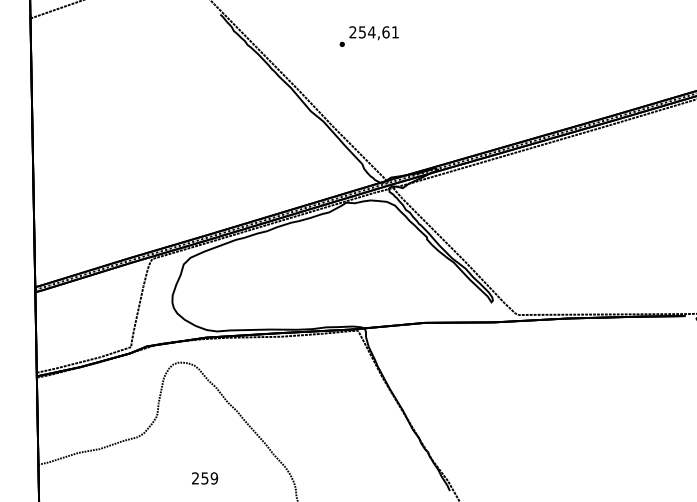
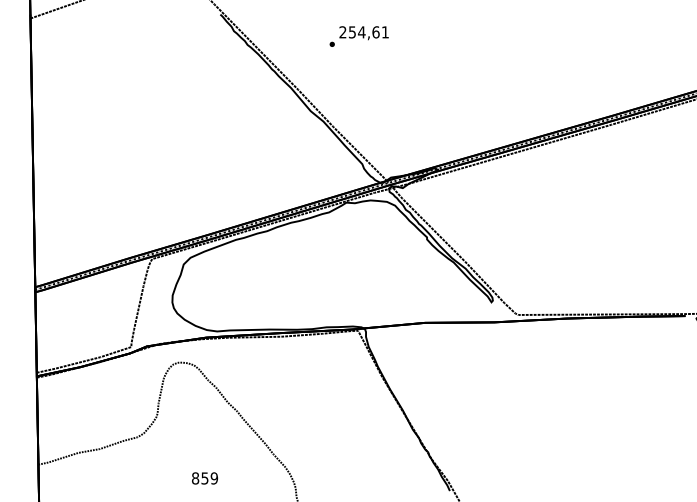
text position: (368, 36) -> (358, 36) (358, 36)
text: 259 -> 859 (195, 478)
